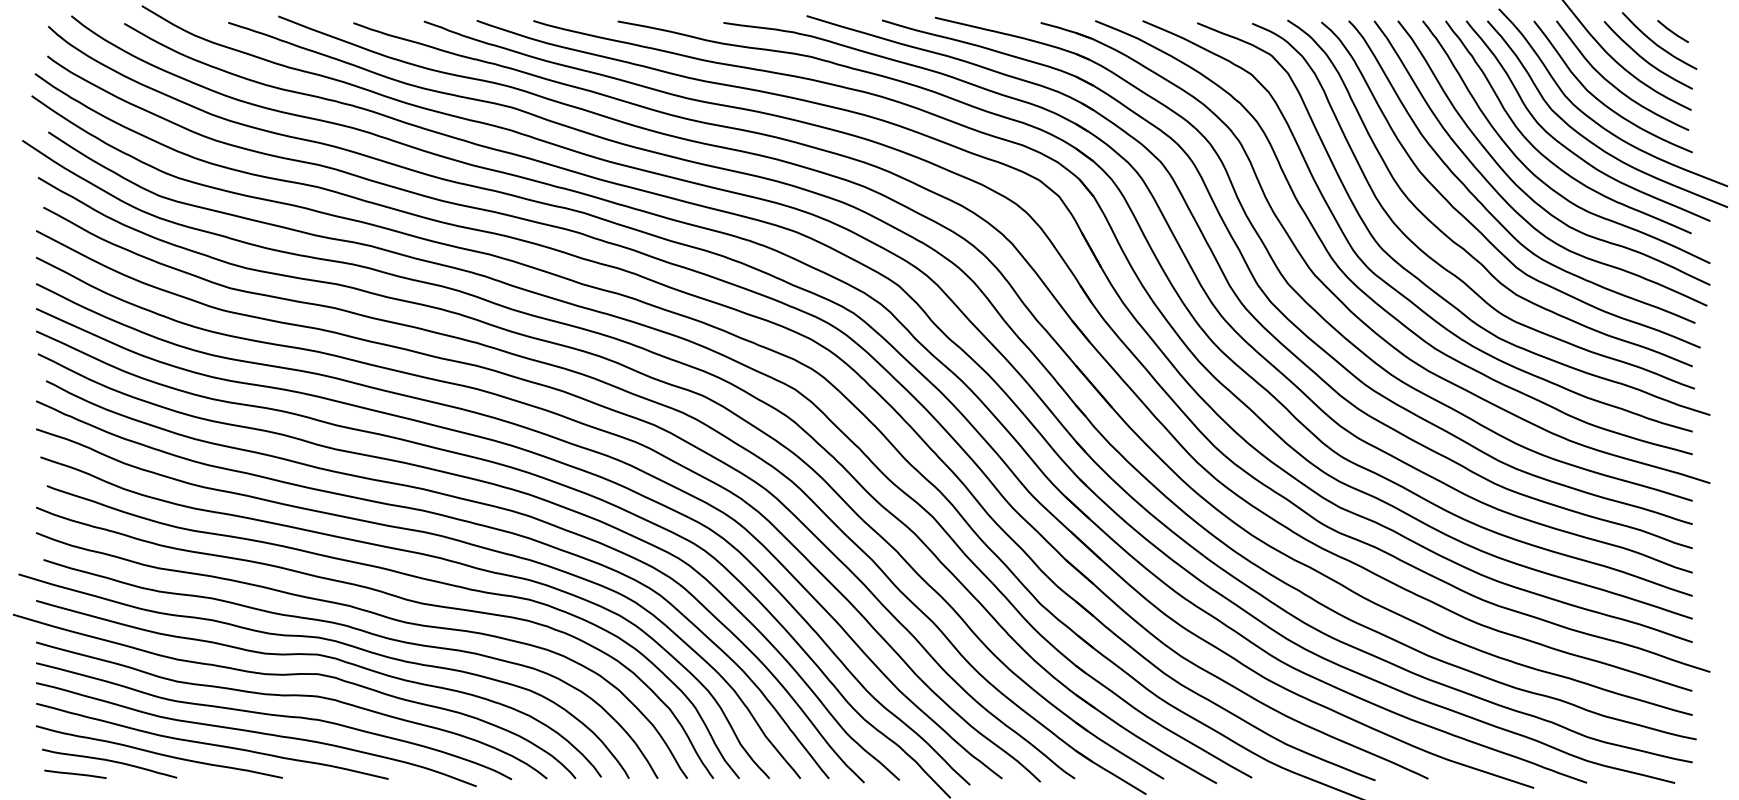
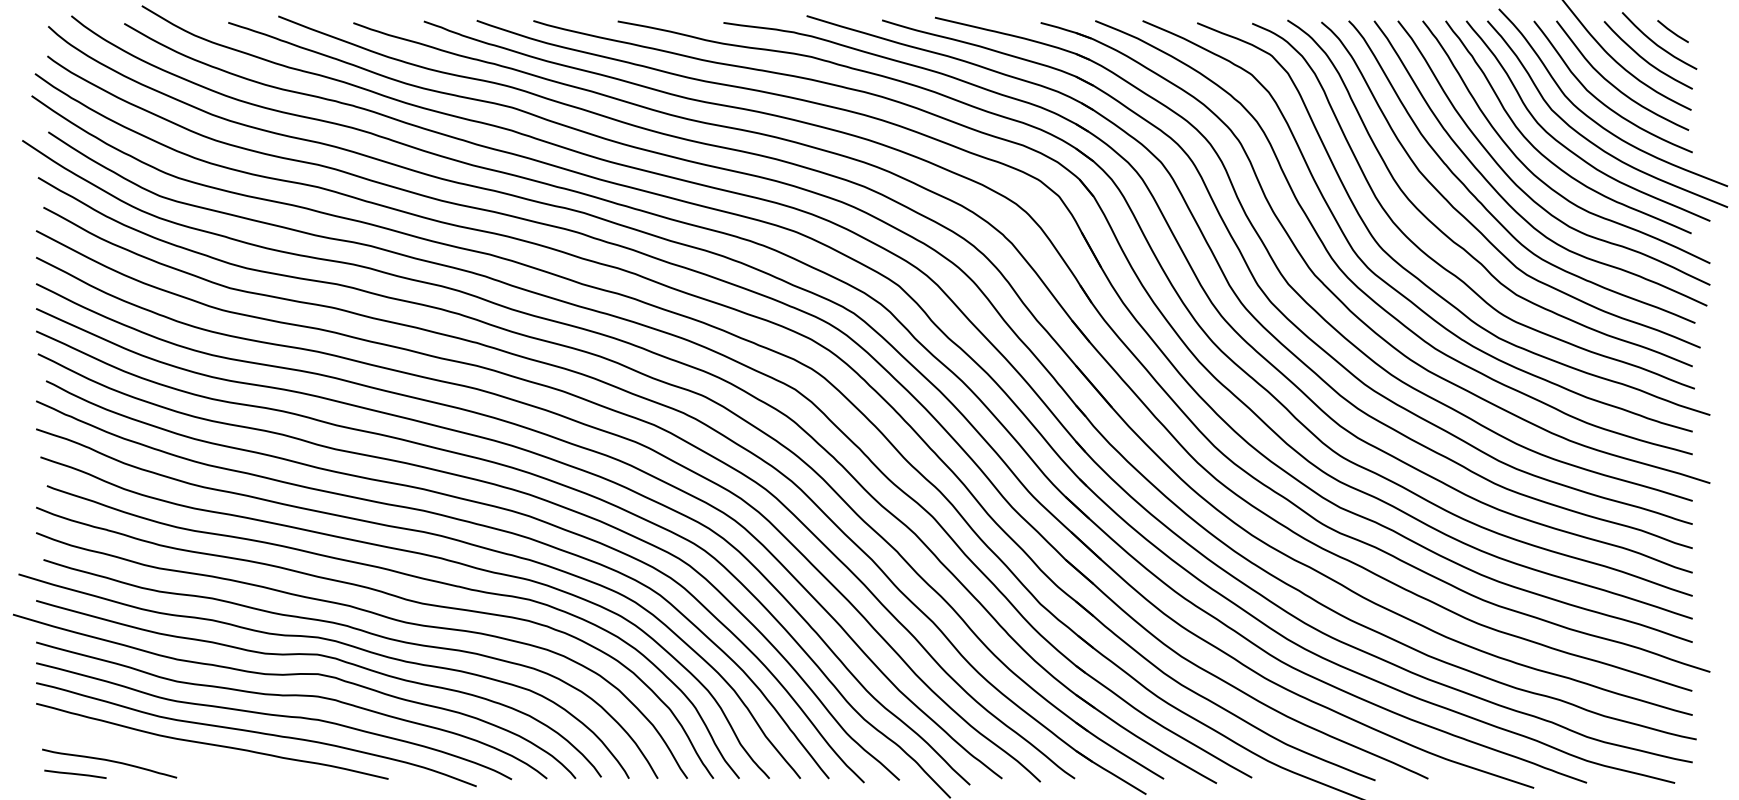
curve: present -> none (157, 752)
